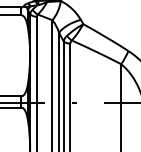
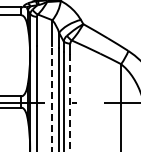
line: solid -> dashed (52, 98)
line: solid -> dashed (70, 102)
